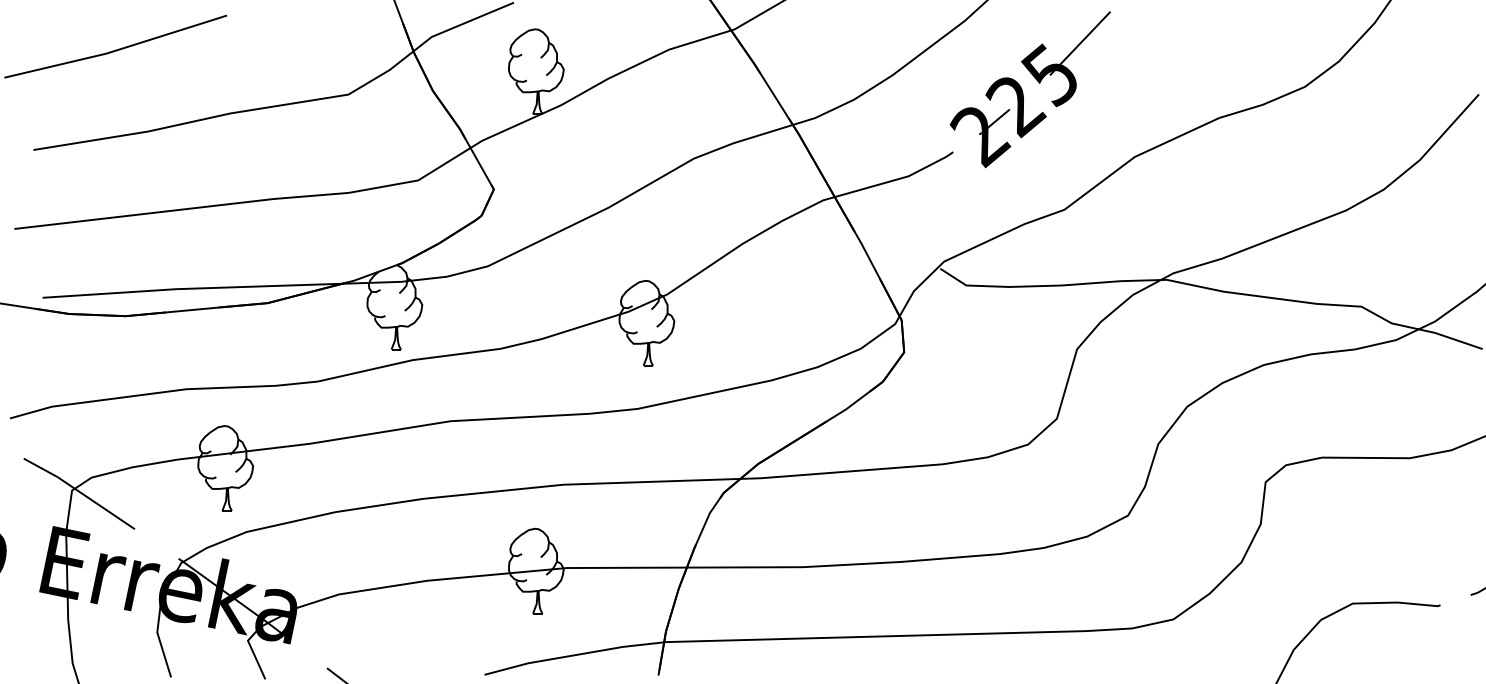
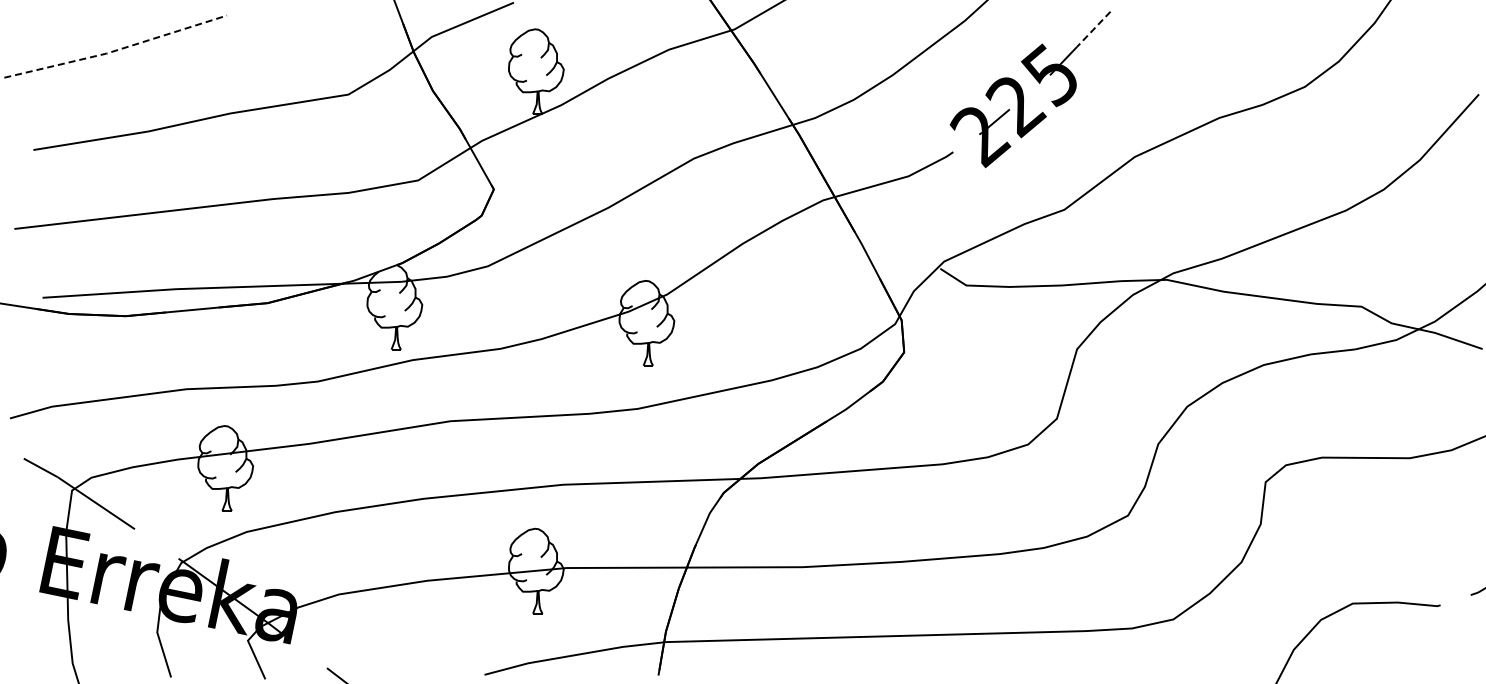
line: solid -> dashed (1093, 29)
line: solid -> dashed (116, 50)
